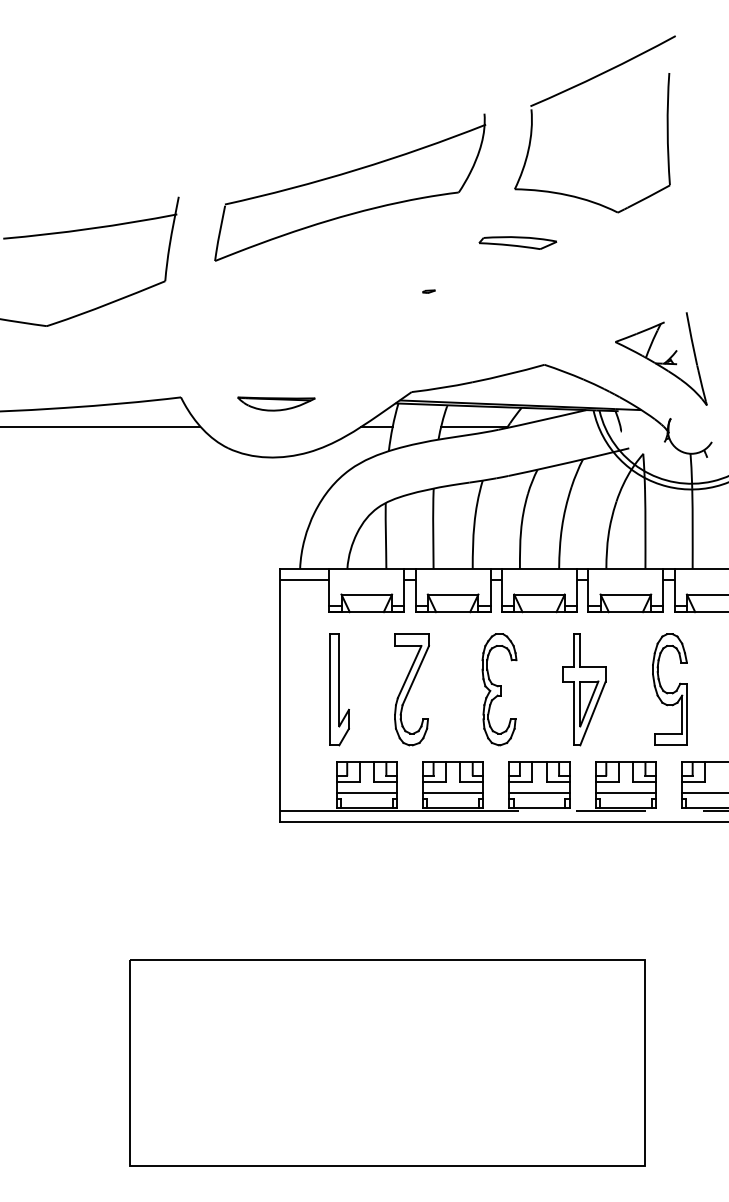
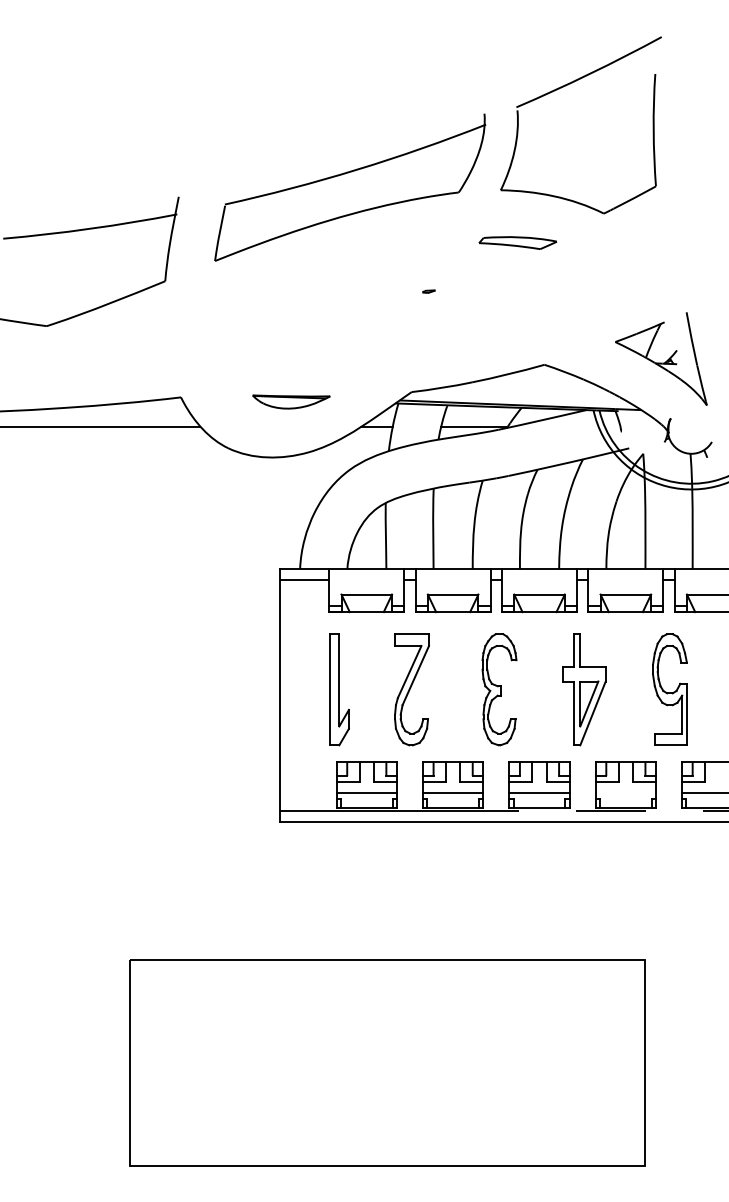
part position: (575, 87) -> (561, 88) (561, 88)
part position: (276, 403) -> (291, 401) (291, 401)
line: present -> none (625, 793)
